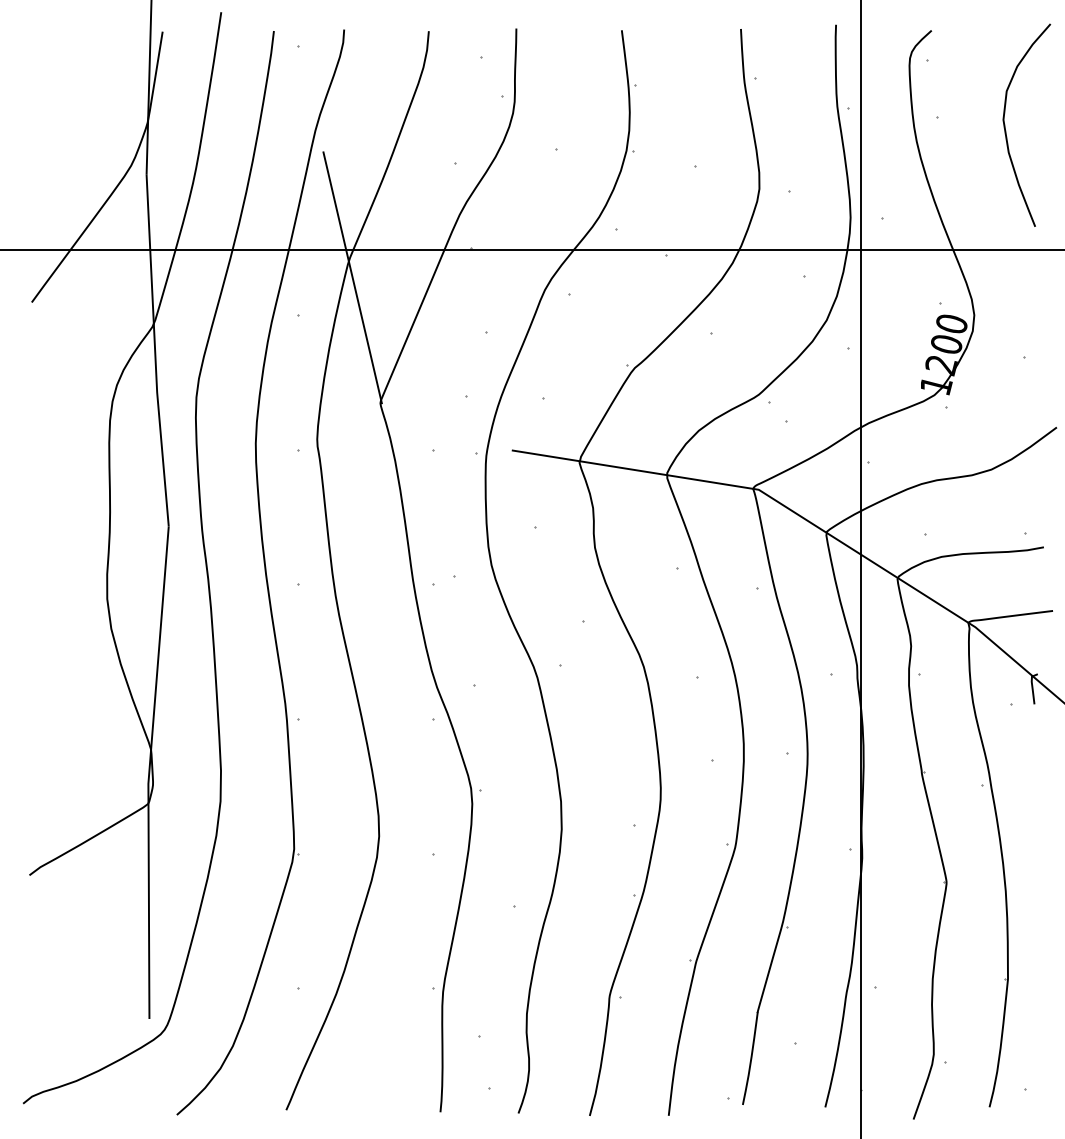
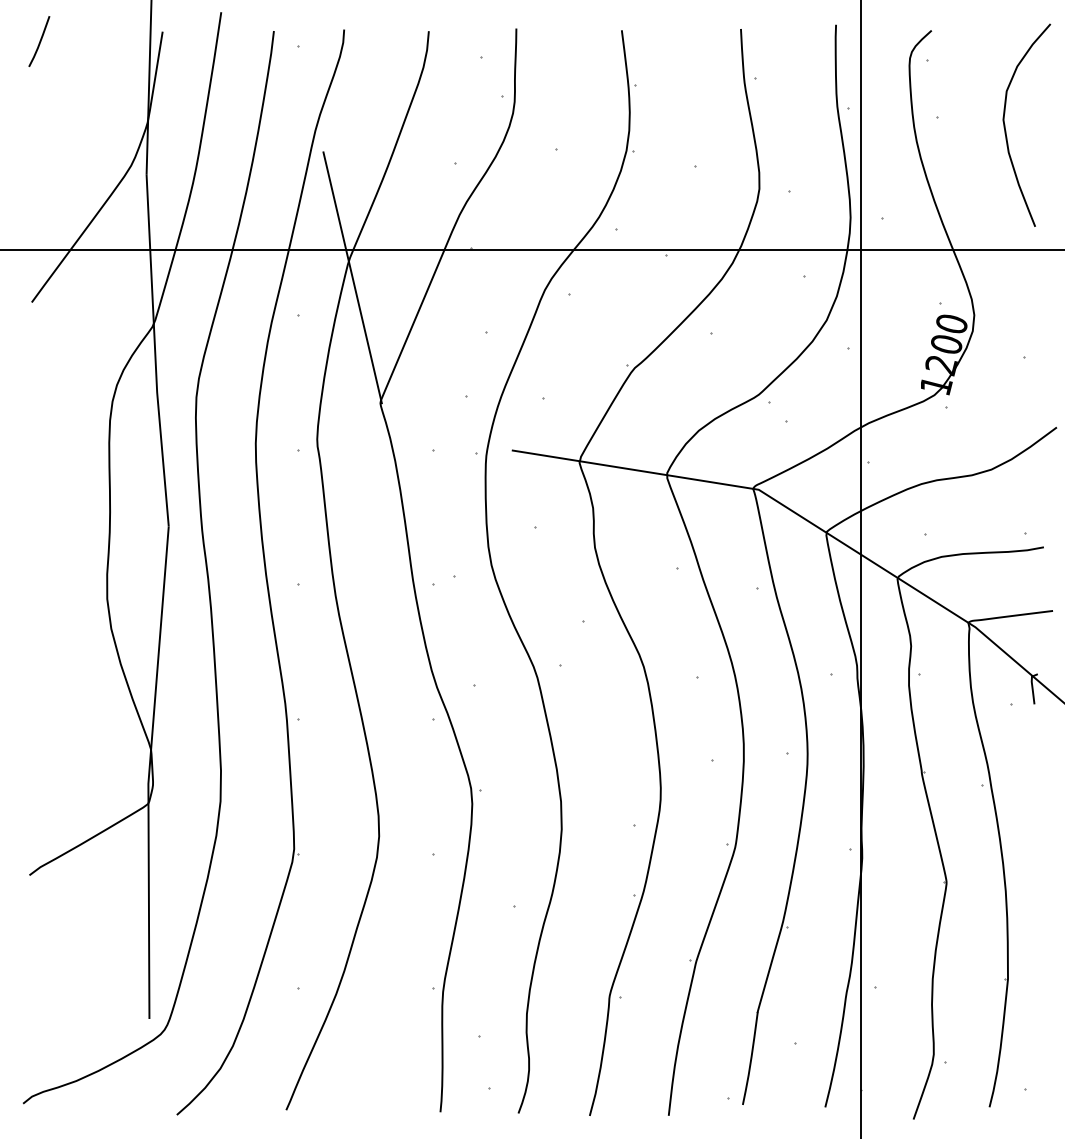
line: none -> present (39, 41)
